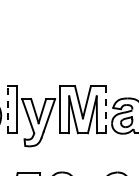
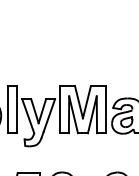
line: dashed -> solid (8, 109)
line: dashed -> solid (106, 110)
